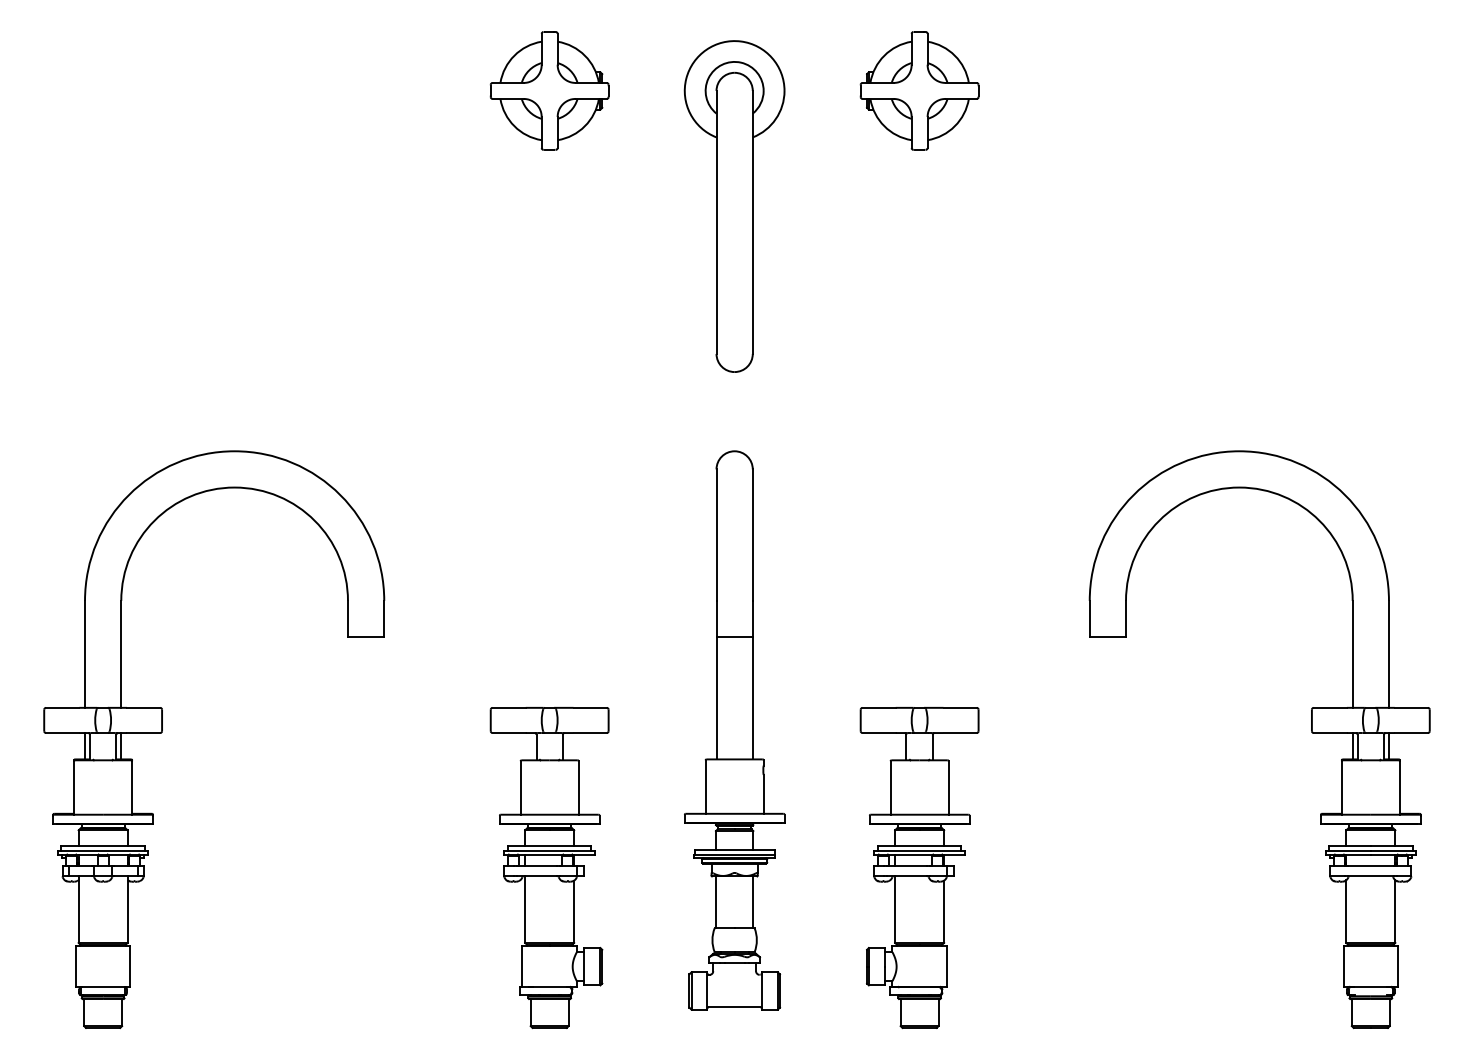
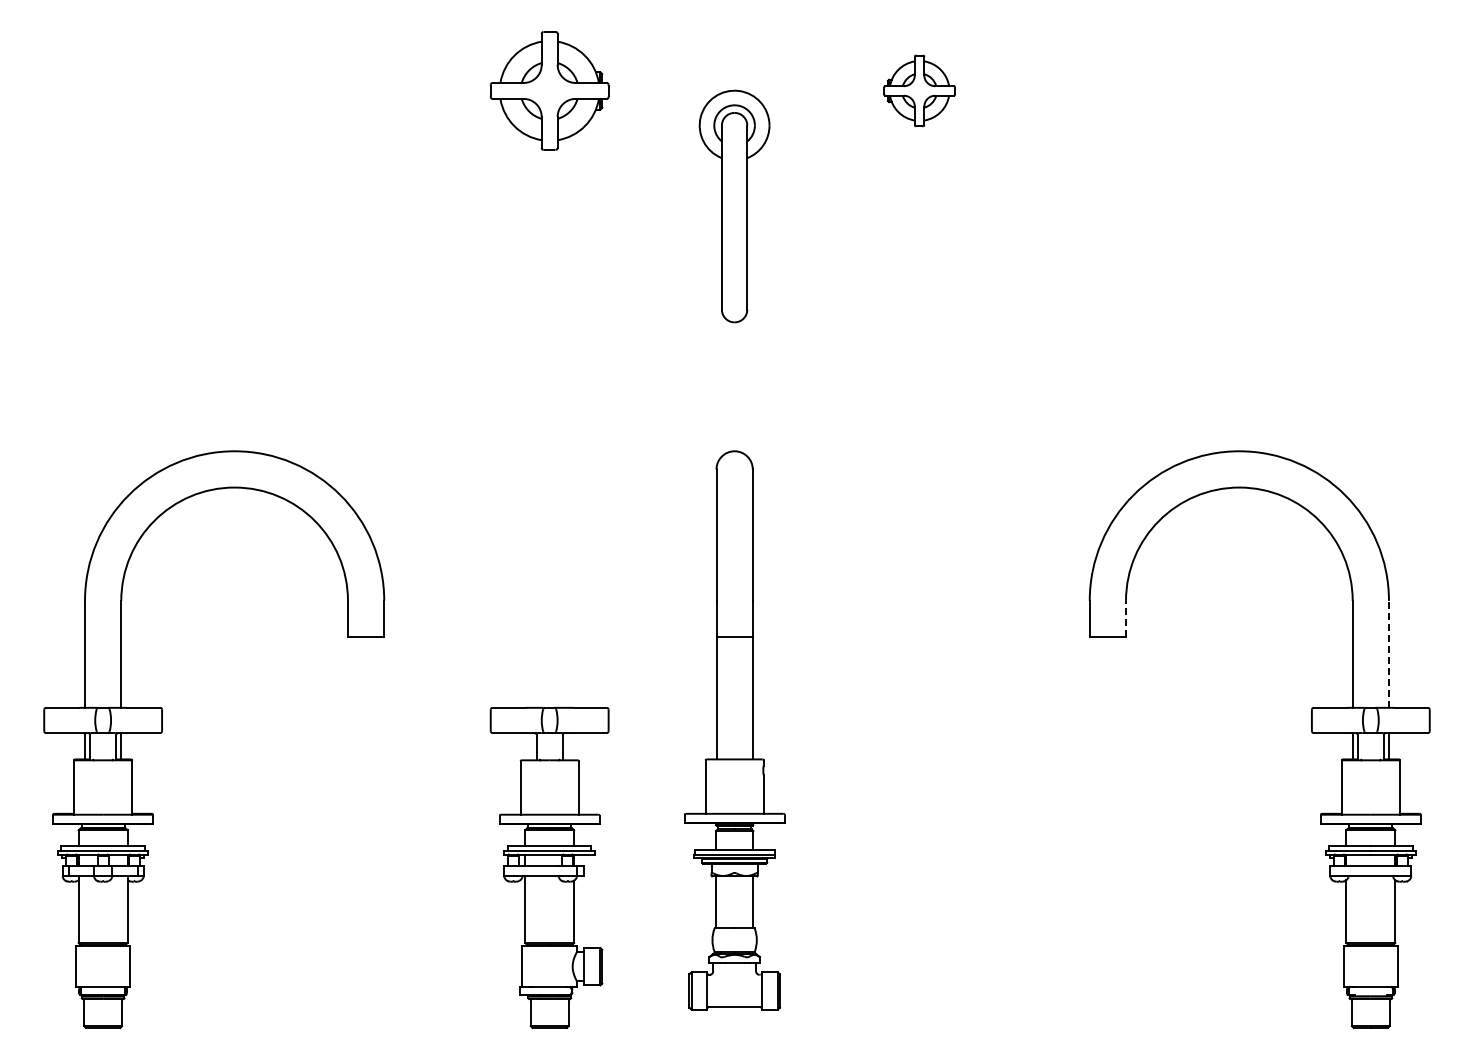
part size: 121x120 px -> 73x74 px (919, 90)
part size: 103x333 px -> 73x235 px (734, 206)
line: solid -> dashed (1126, 618)
line: solid -> dashed (1388, 653)
part: present -> none (919, 868)
